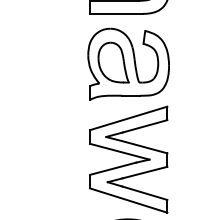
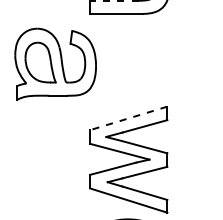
line: solid -> dashed (113, 0)
part position: (128, 63) -> (55, 63) (55, 63)
line: solid -> dashed (128, 118)
